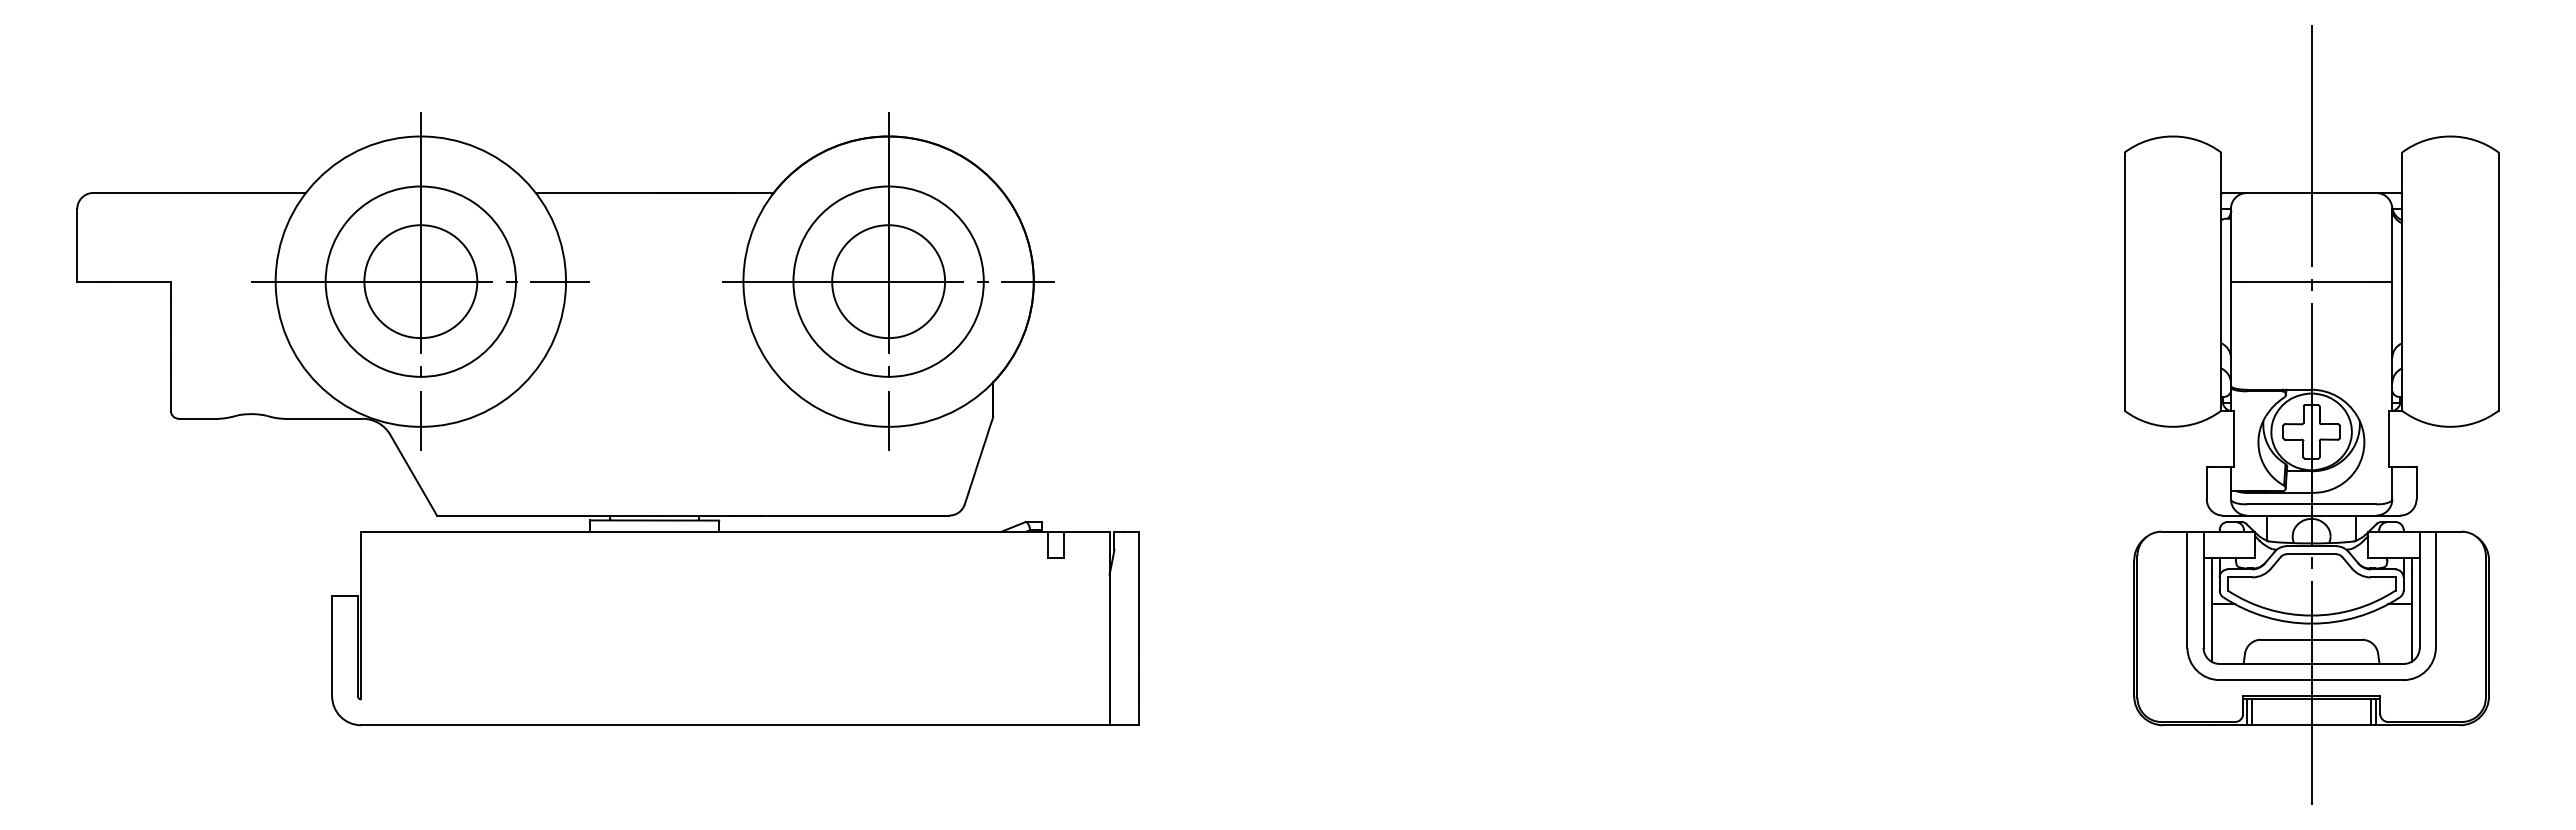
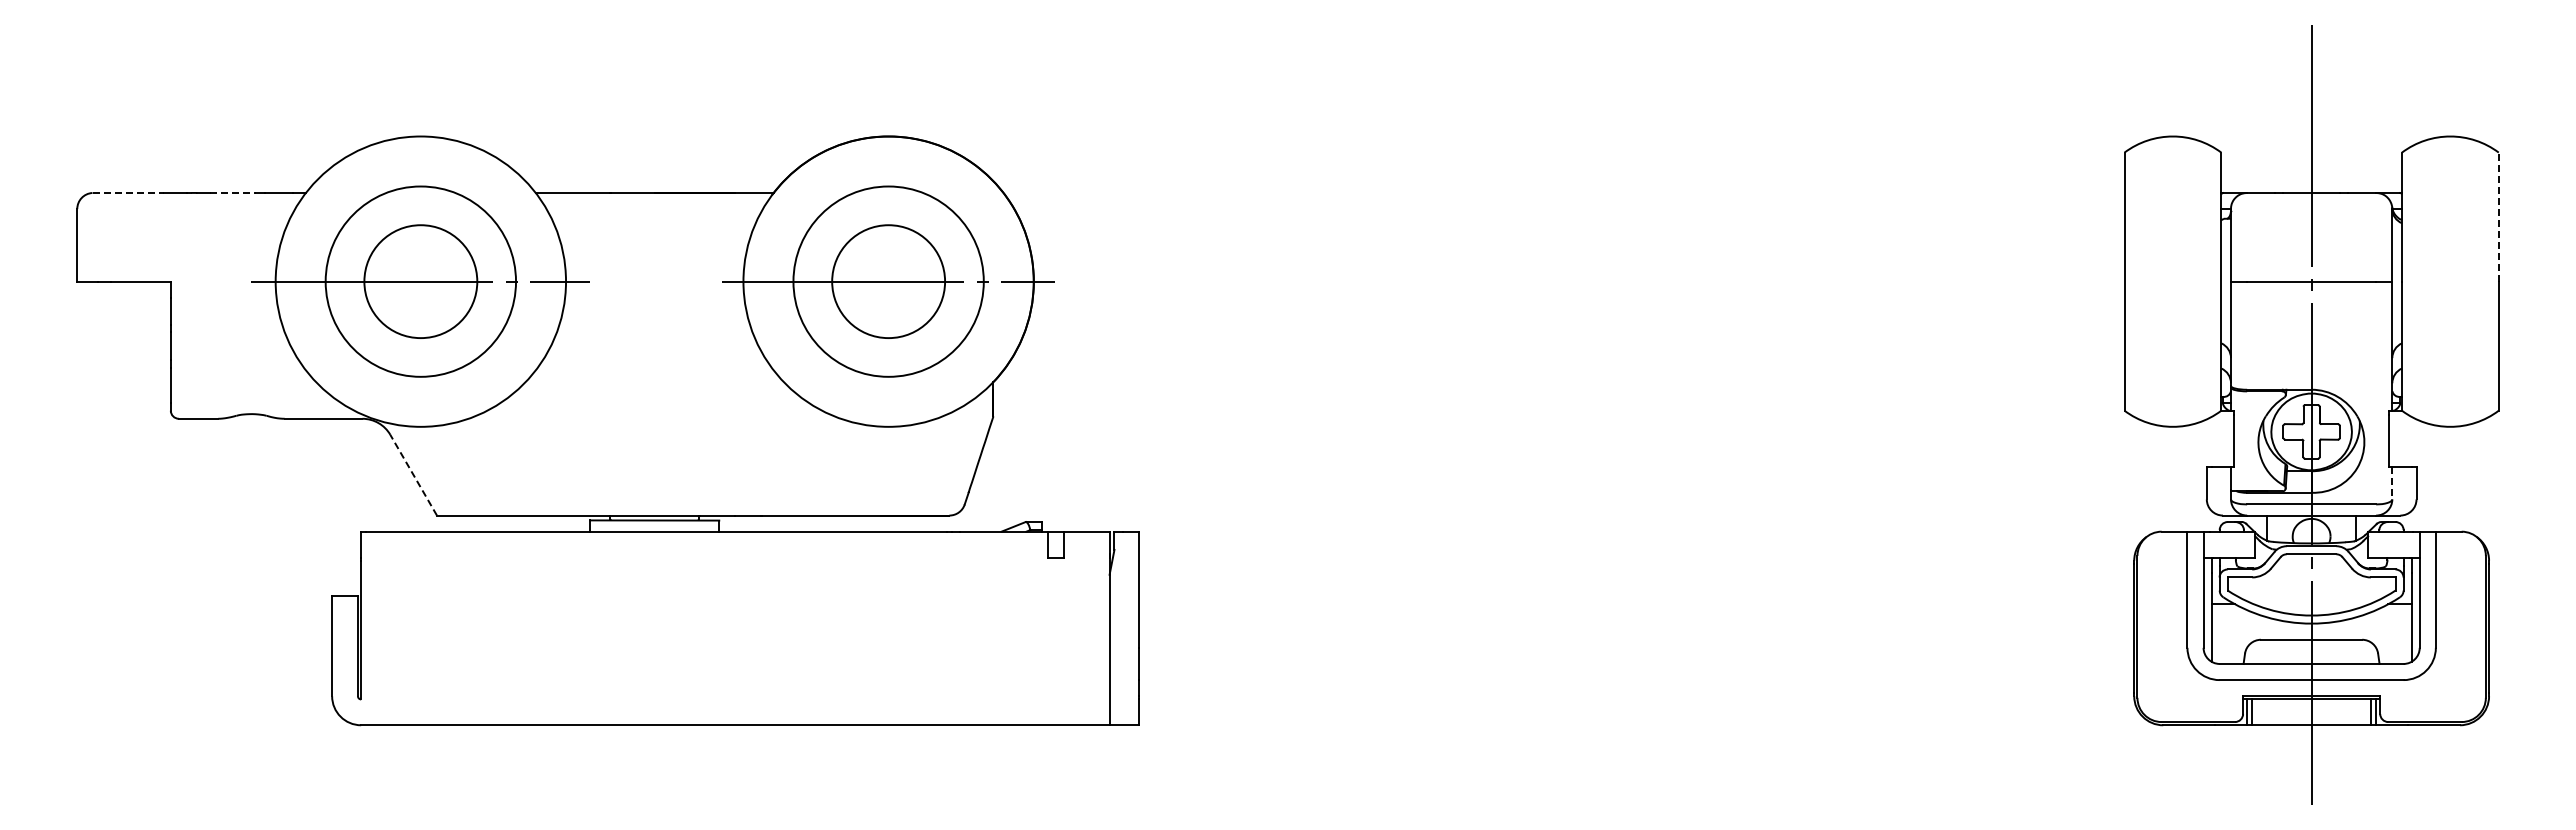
line: solid -> dashed (128, 192)
line: solid -> dashed (233, 192)
line: solid -> dashed (2498, 217)
line: present -> none (420, 281)
line: present -> none (888, 281)
line: solid -> dashed (413, 475)
line: solid -> dashed (2392, 483)
